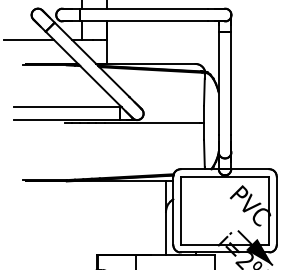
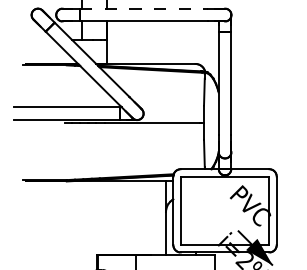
line: solid -> dashed (143, 8)
line: present -> none (28, 39)
